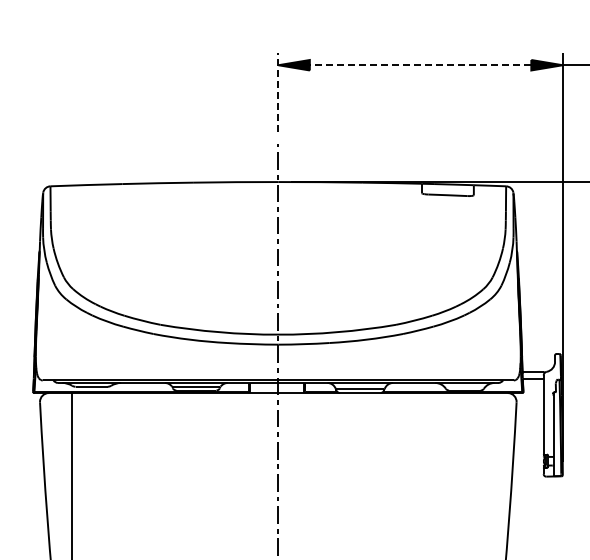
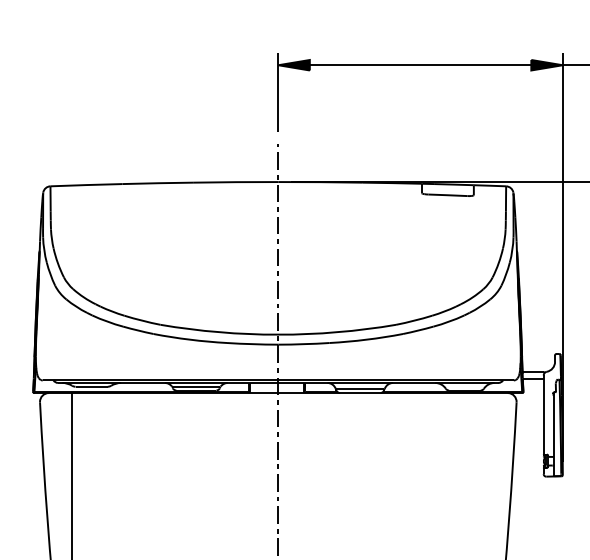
line: dashed -> solid (420, 65)
line: dashed -> solid (278, 91)
